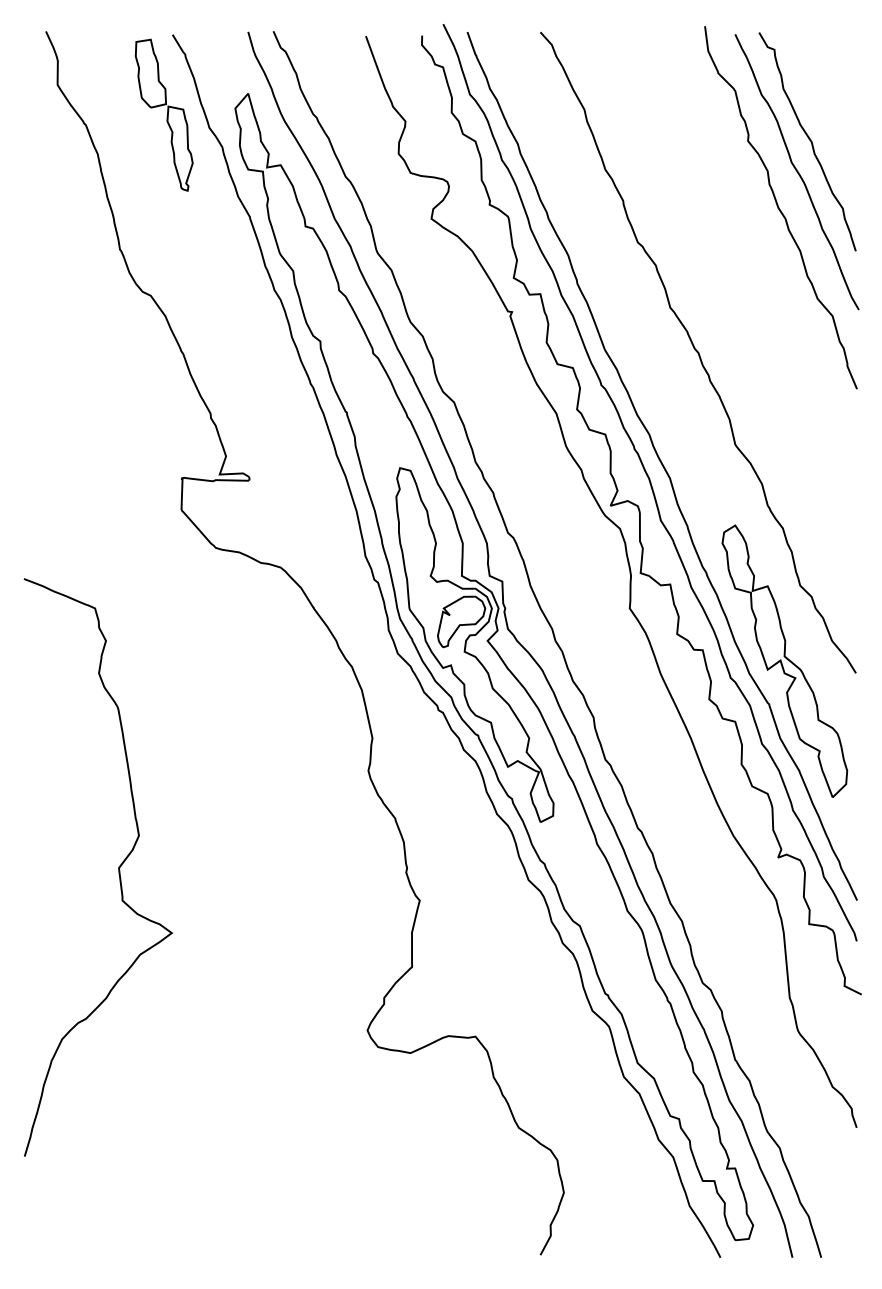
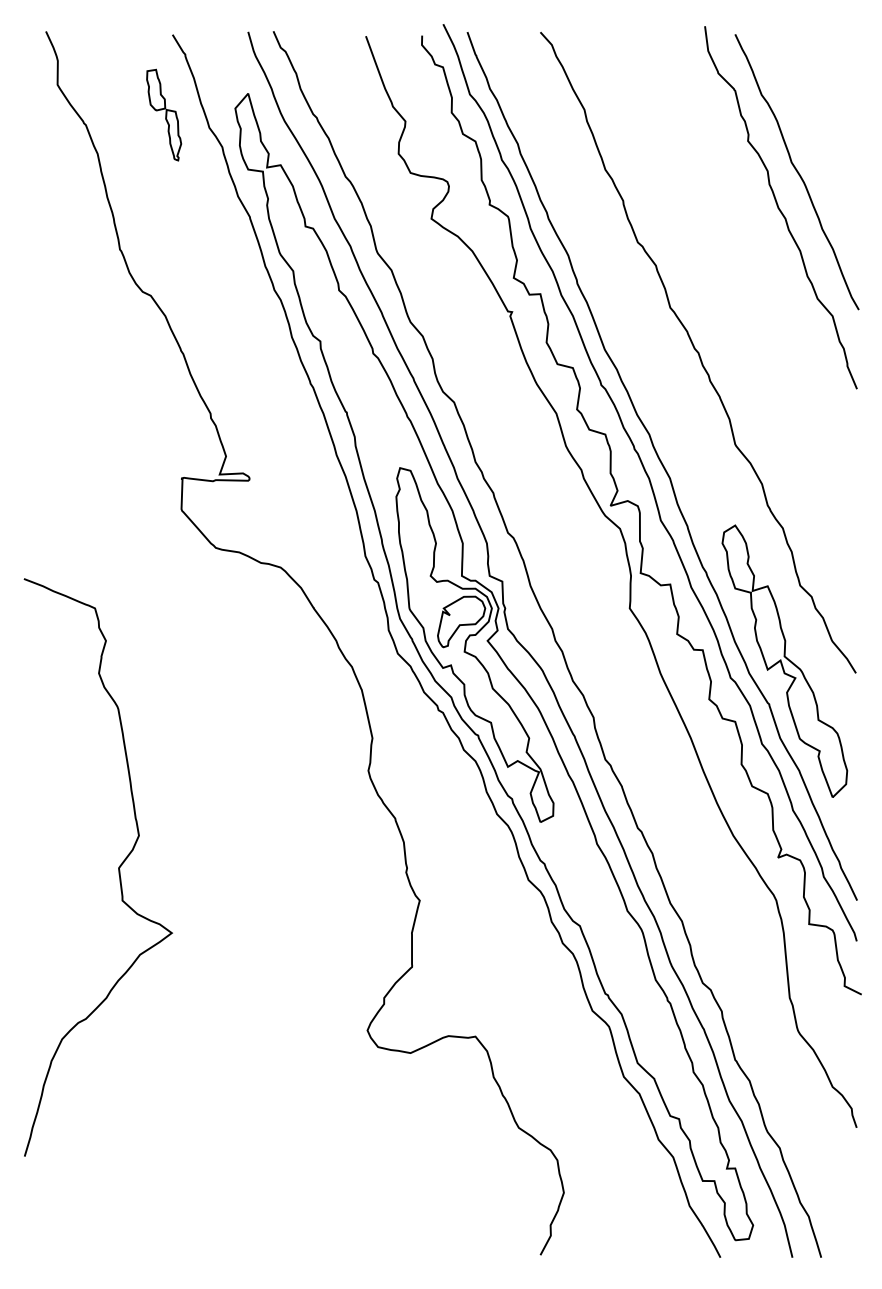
part size: 60x154 px -> 37x94 px (164, 114)
curve: present -> none (808, 139)
